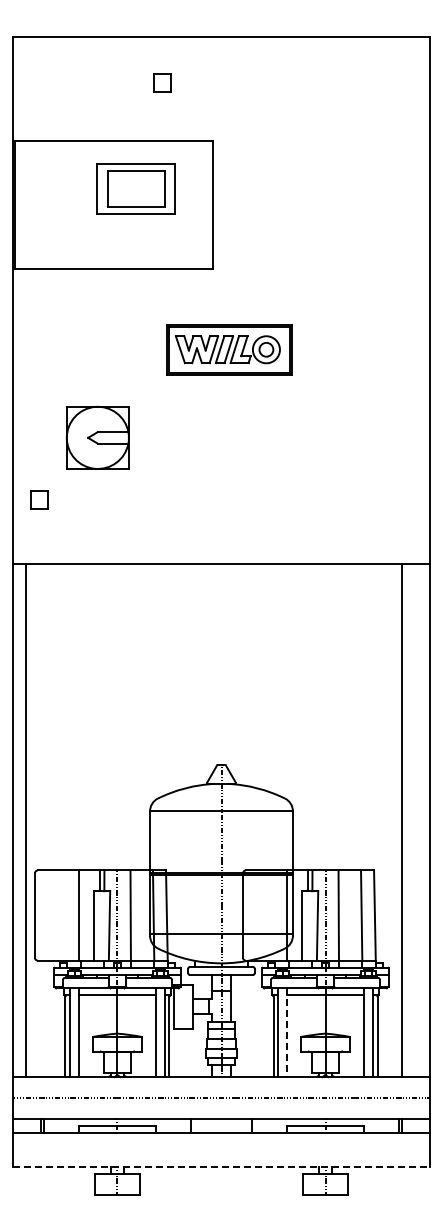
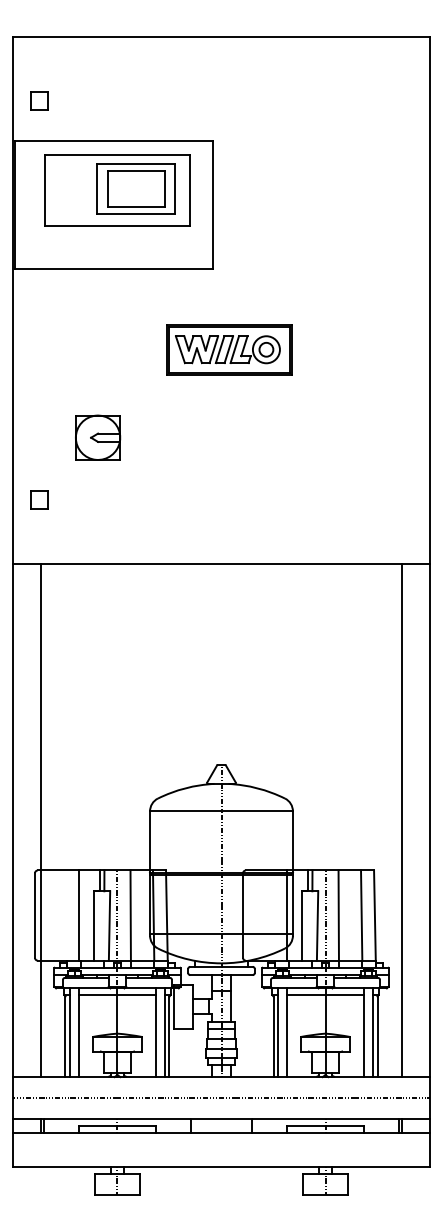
part position: (162, 82) -> (39, 100) (39, 100)
part: none -> present (117, 190)
part size: 65x65 px -> 47x47 px (98, 437)
line position: (26, 820) -> (41, 820) (41, 820)
line: dashed -> solid (286, 1033)
line: dashed -> solid (221, 1167)
